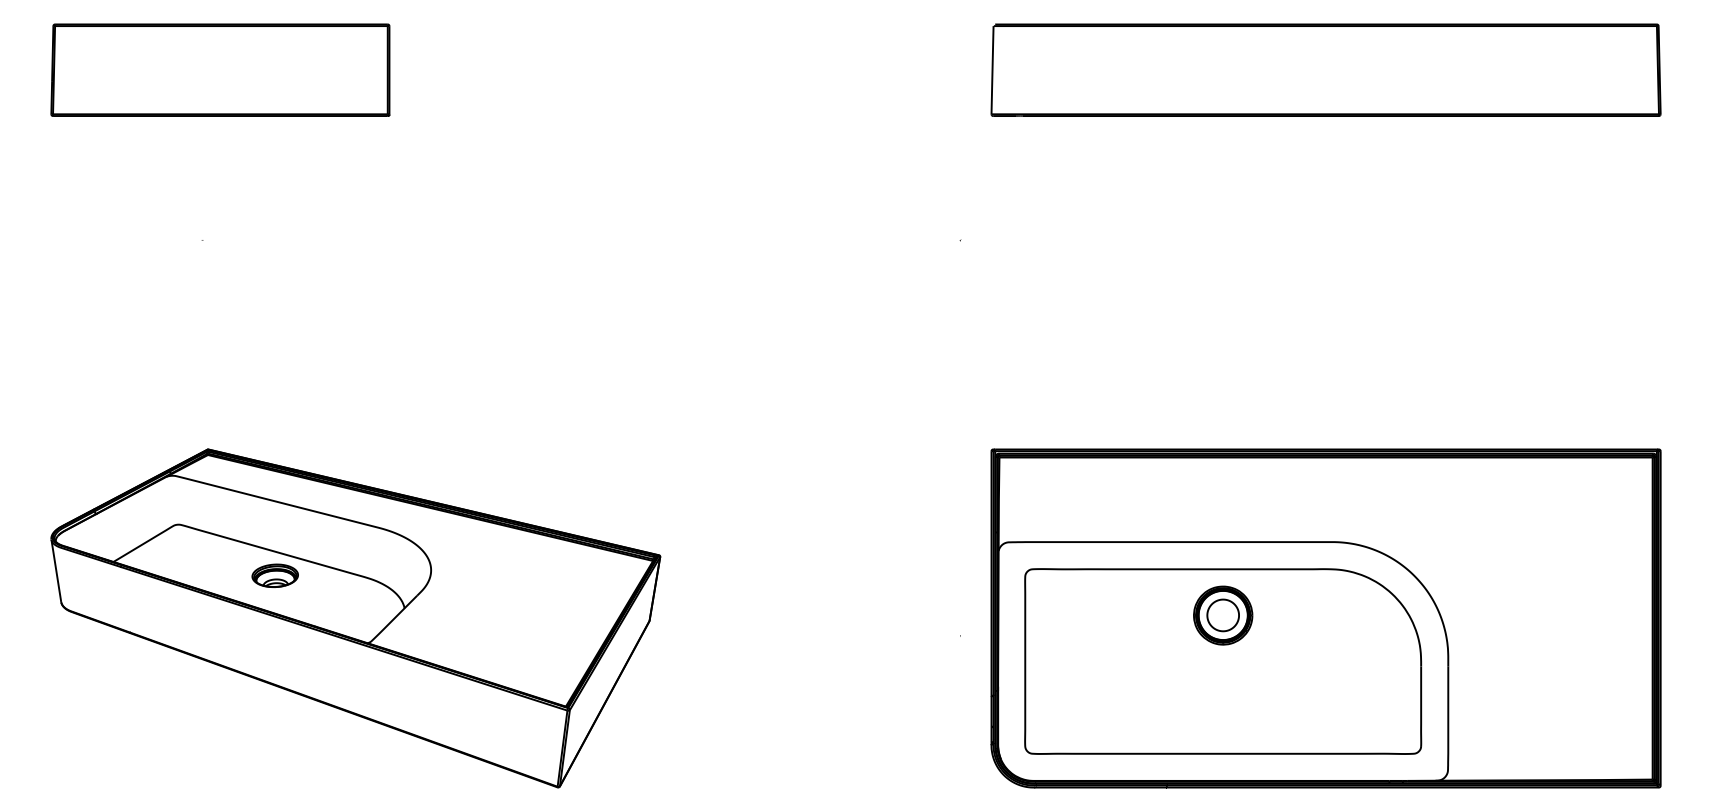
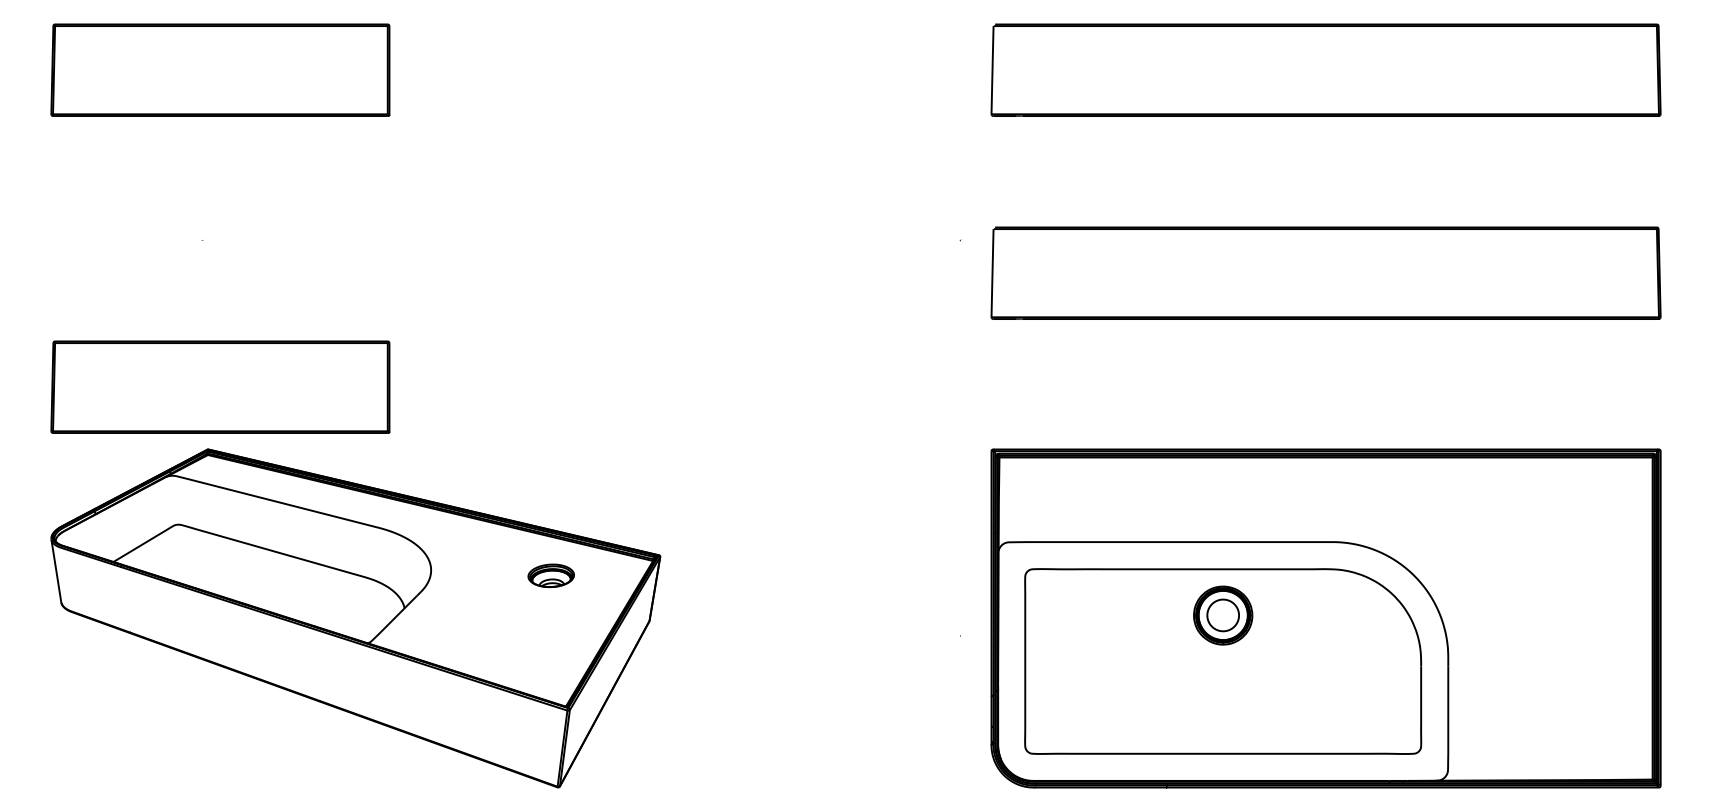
part: none -> present (1325, 272)
part: none -> present (220, 386)
part position: (274, 575) -> (550, 575) (550, 575)
